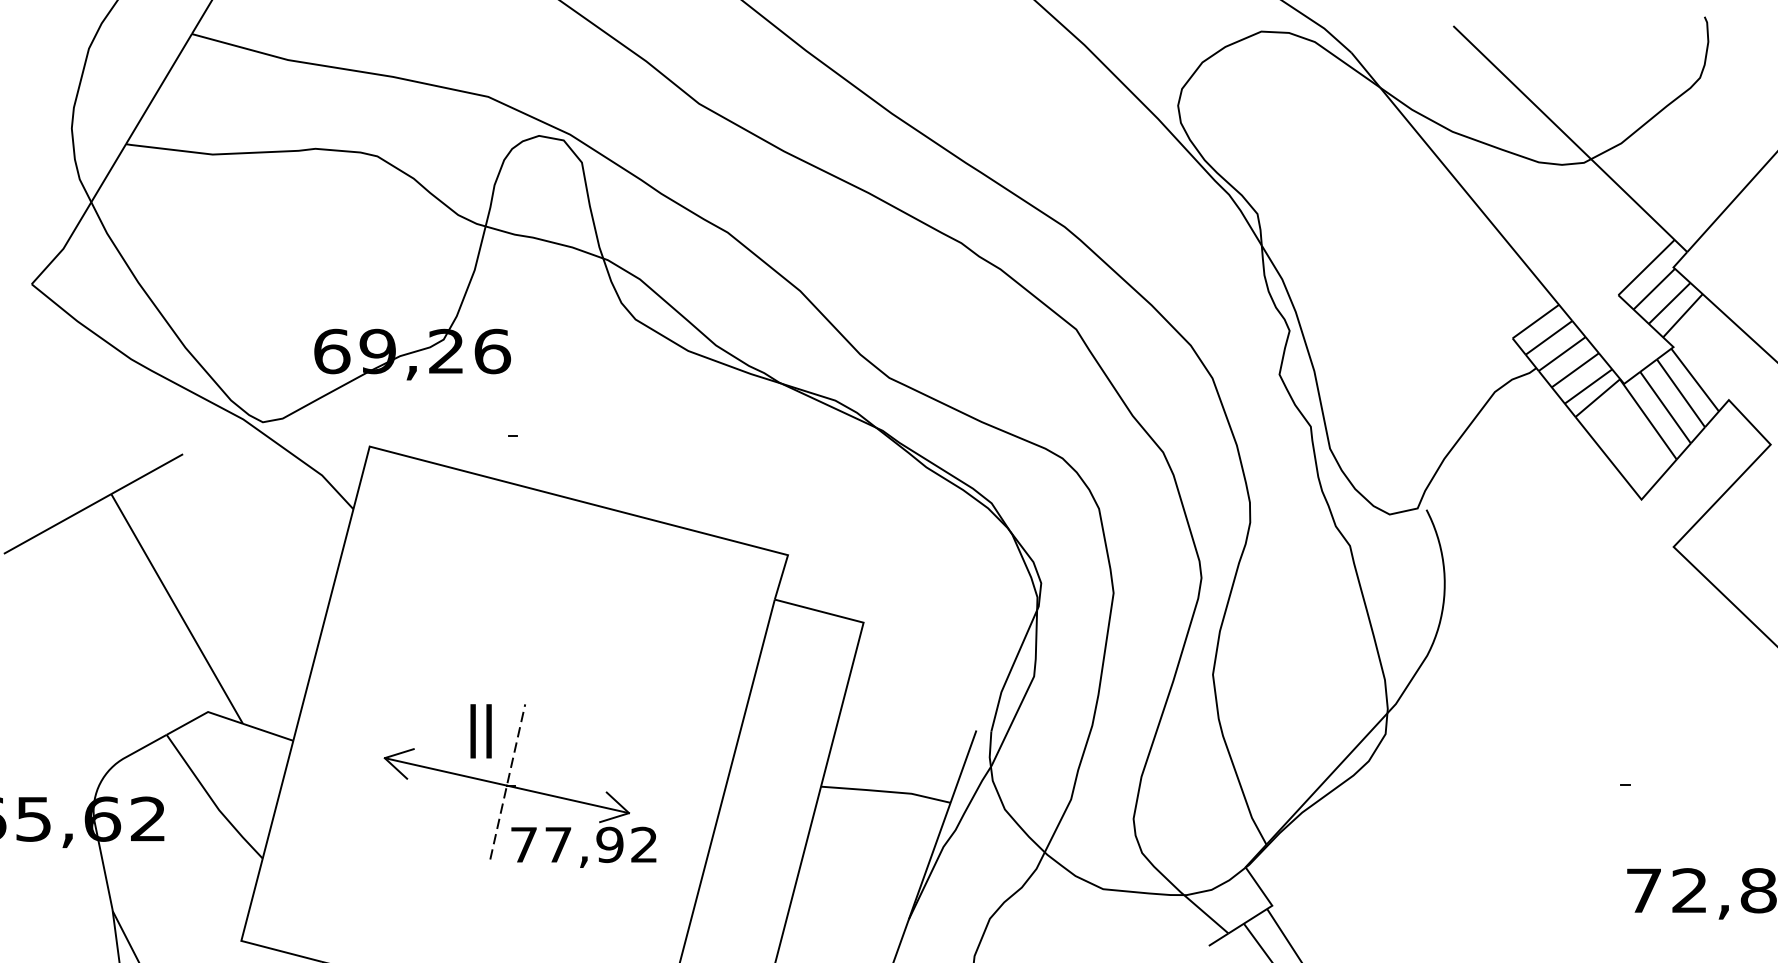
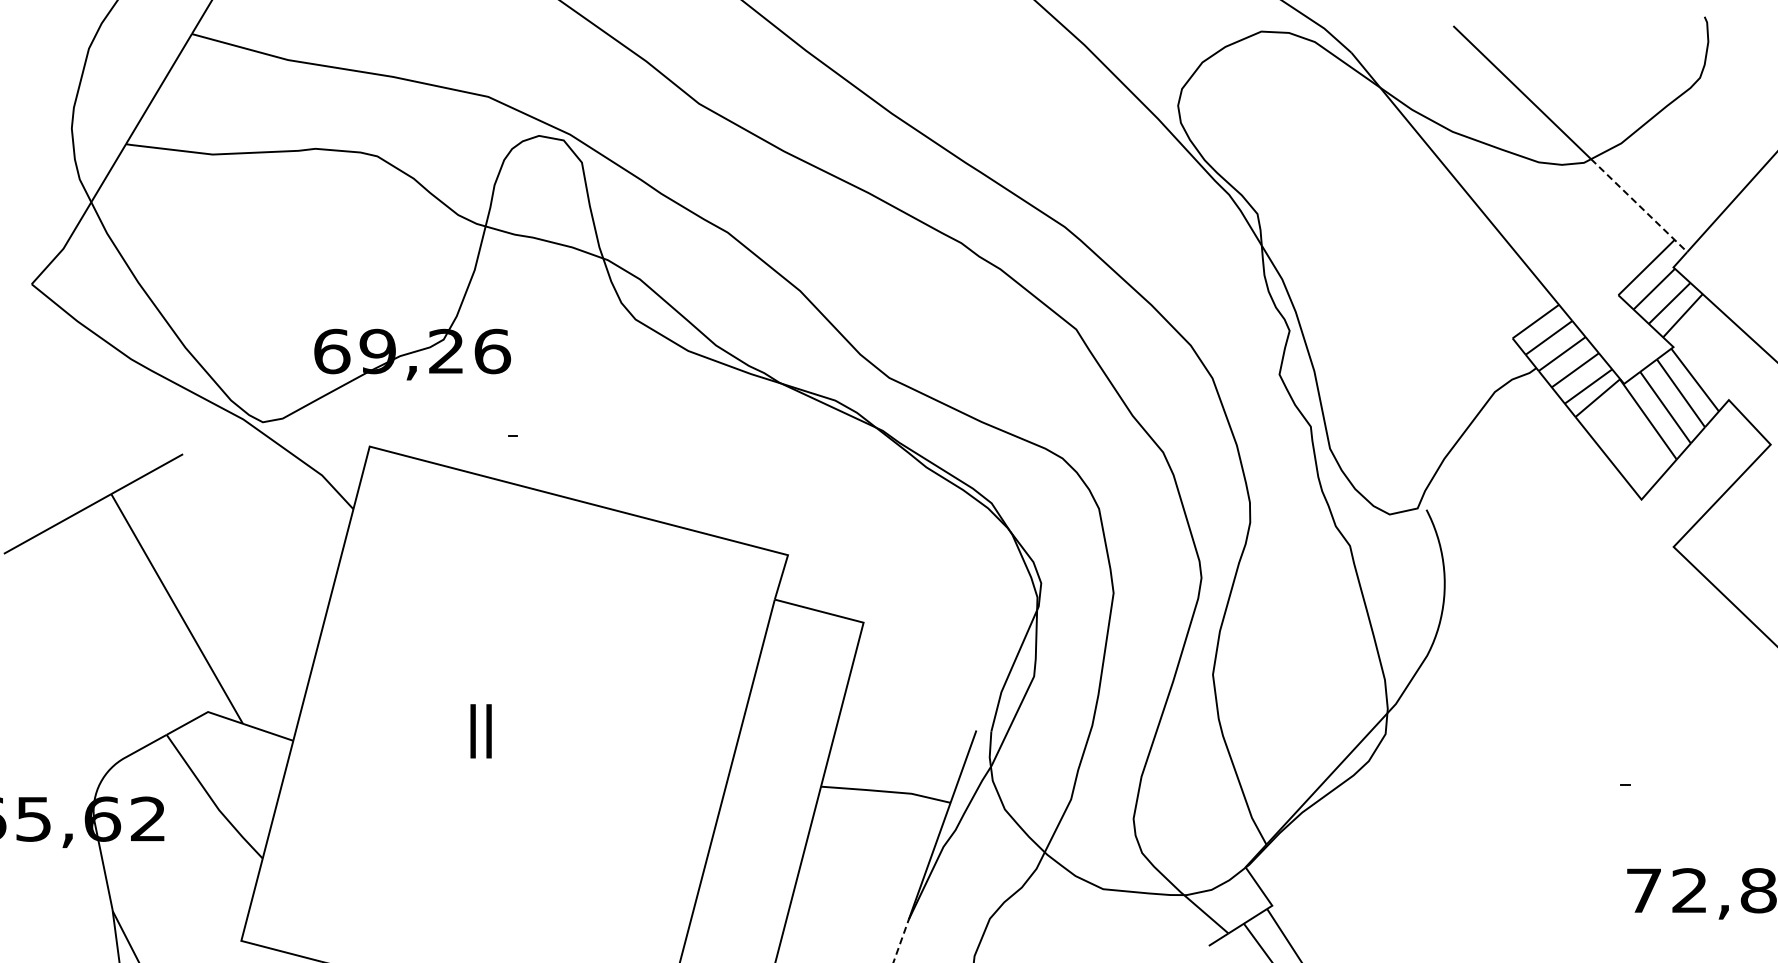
line: solid -> dashed (1639, 205)
part: present -> none (519, 785)
line: solid -> dashed (901, 941)
